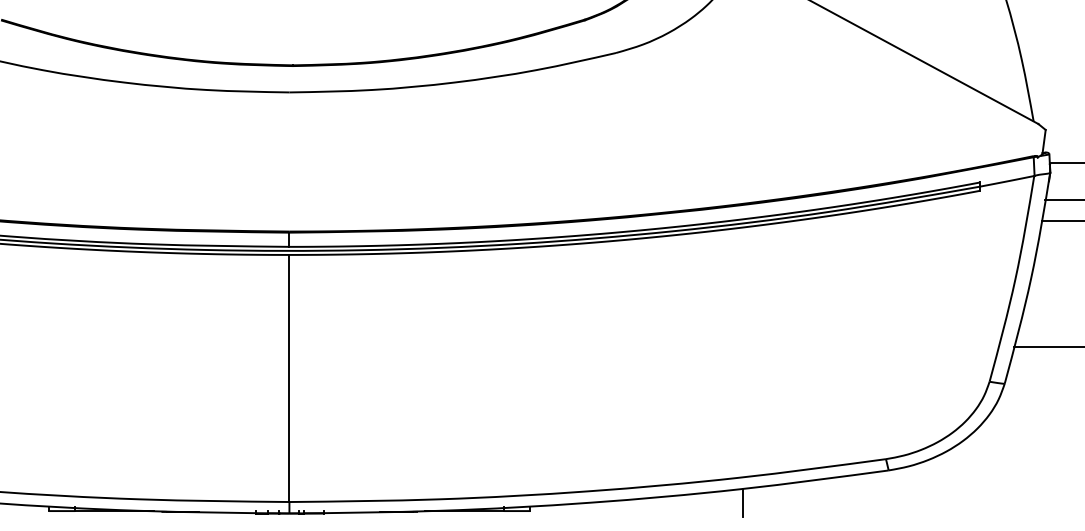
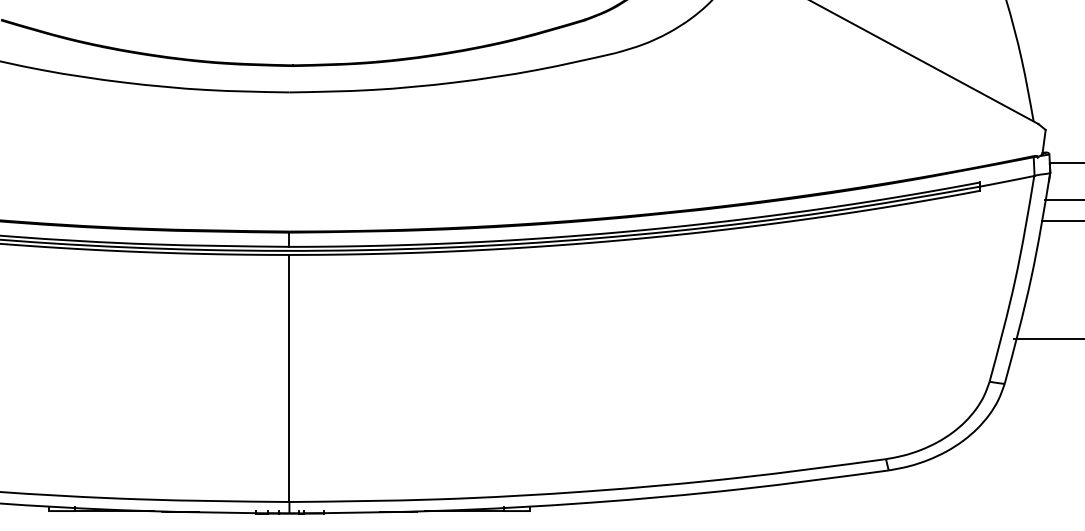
line position: (1047, 346) -> (1047, 338) (1047, 338)
line: present -> none (742, 502)
